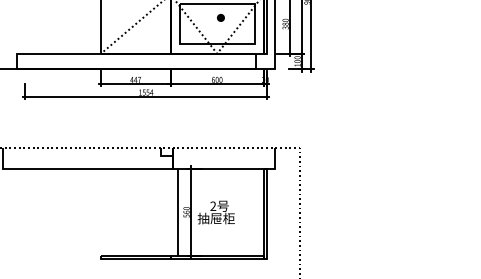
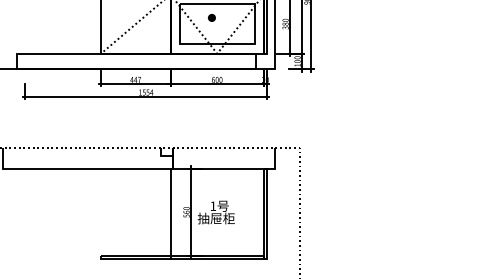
part position: (220, 17) -> (211, 17) (211, 17)
text: 2 -> 1 (213, 205)
line position: (177, 211) -> (170, 211) (170, 211)
